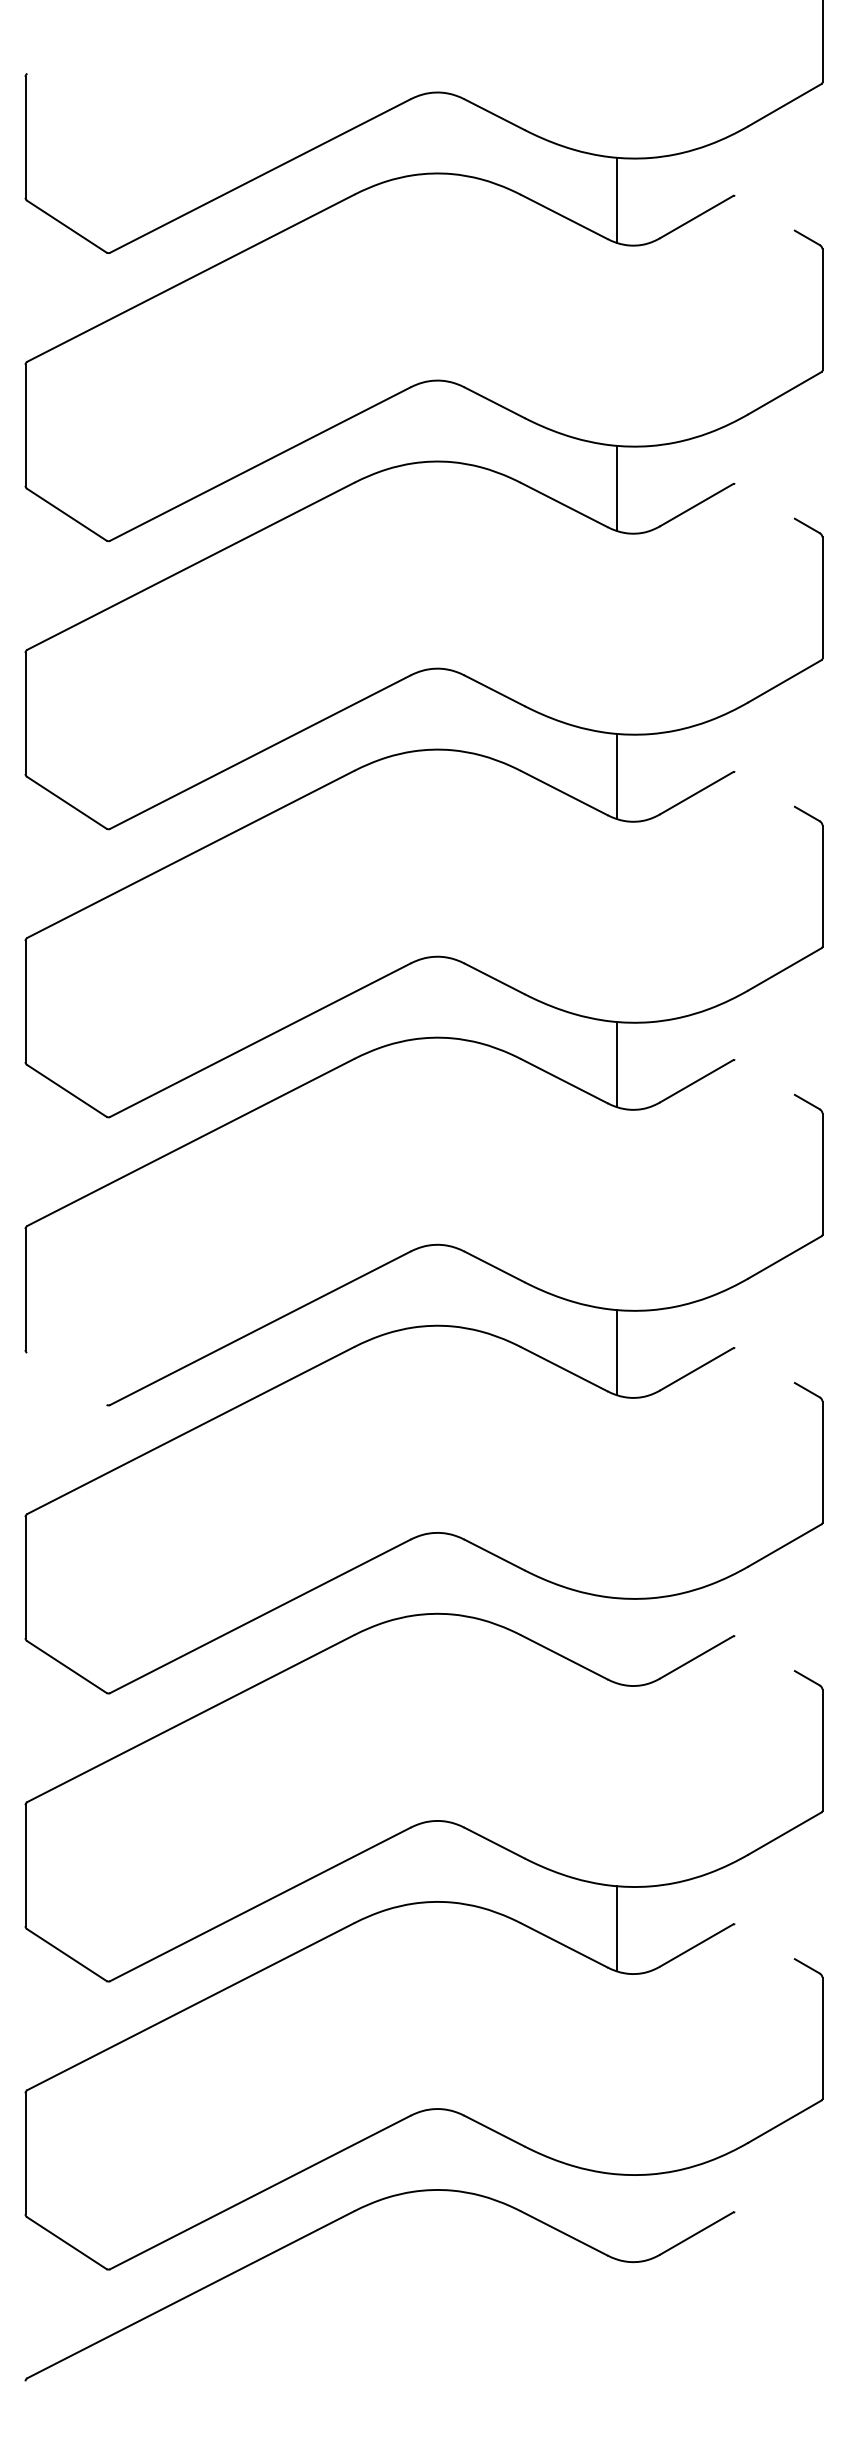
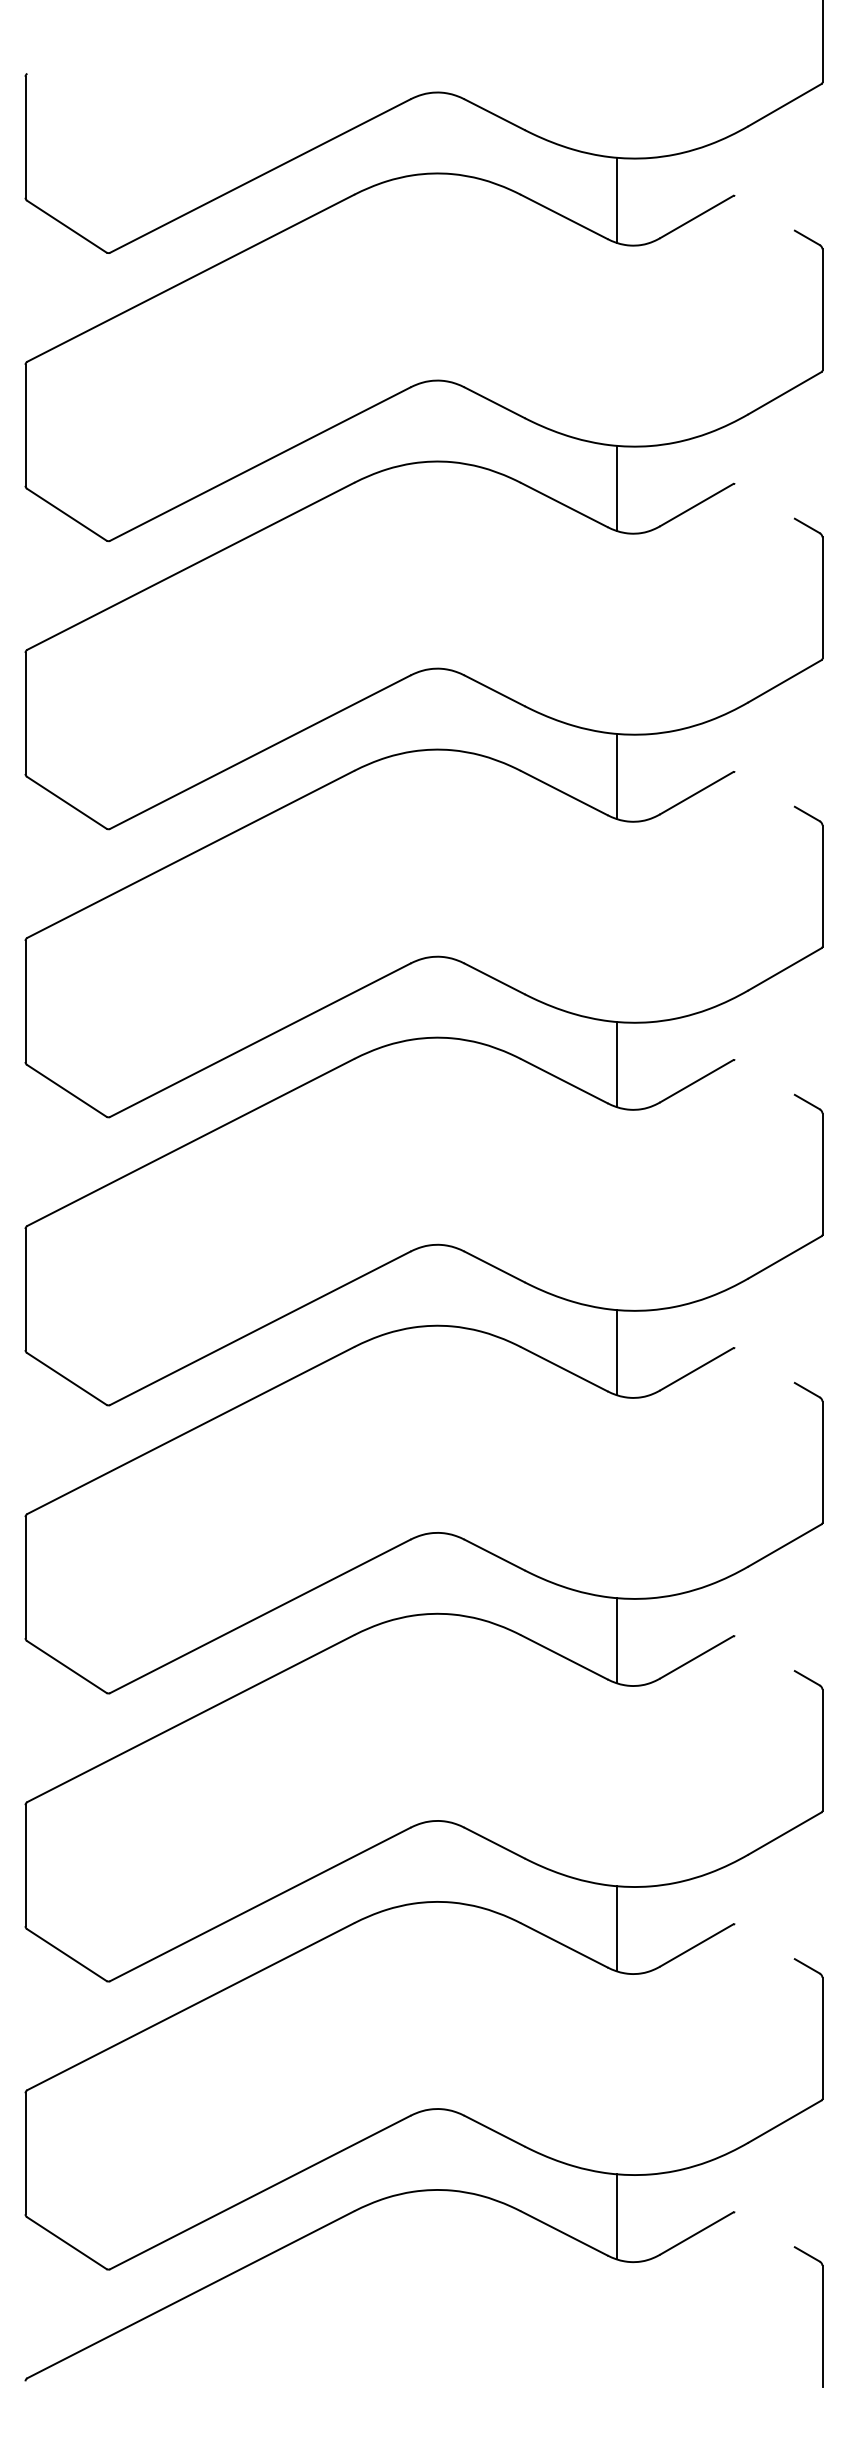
line: none -> present (66, 1378)
line: none -> present (616, 1640)
line: none -> present (616, 2216)
part: none -> present (822, 2316)
